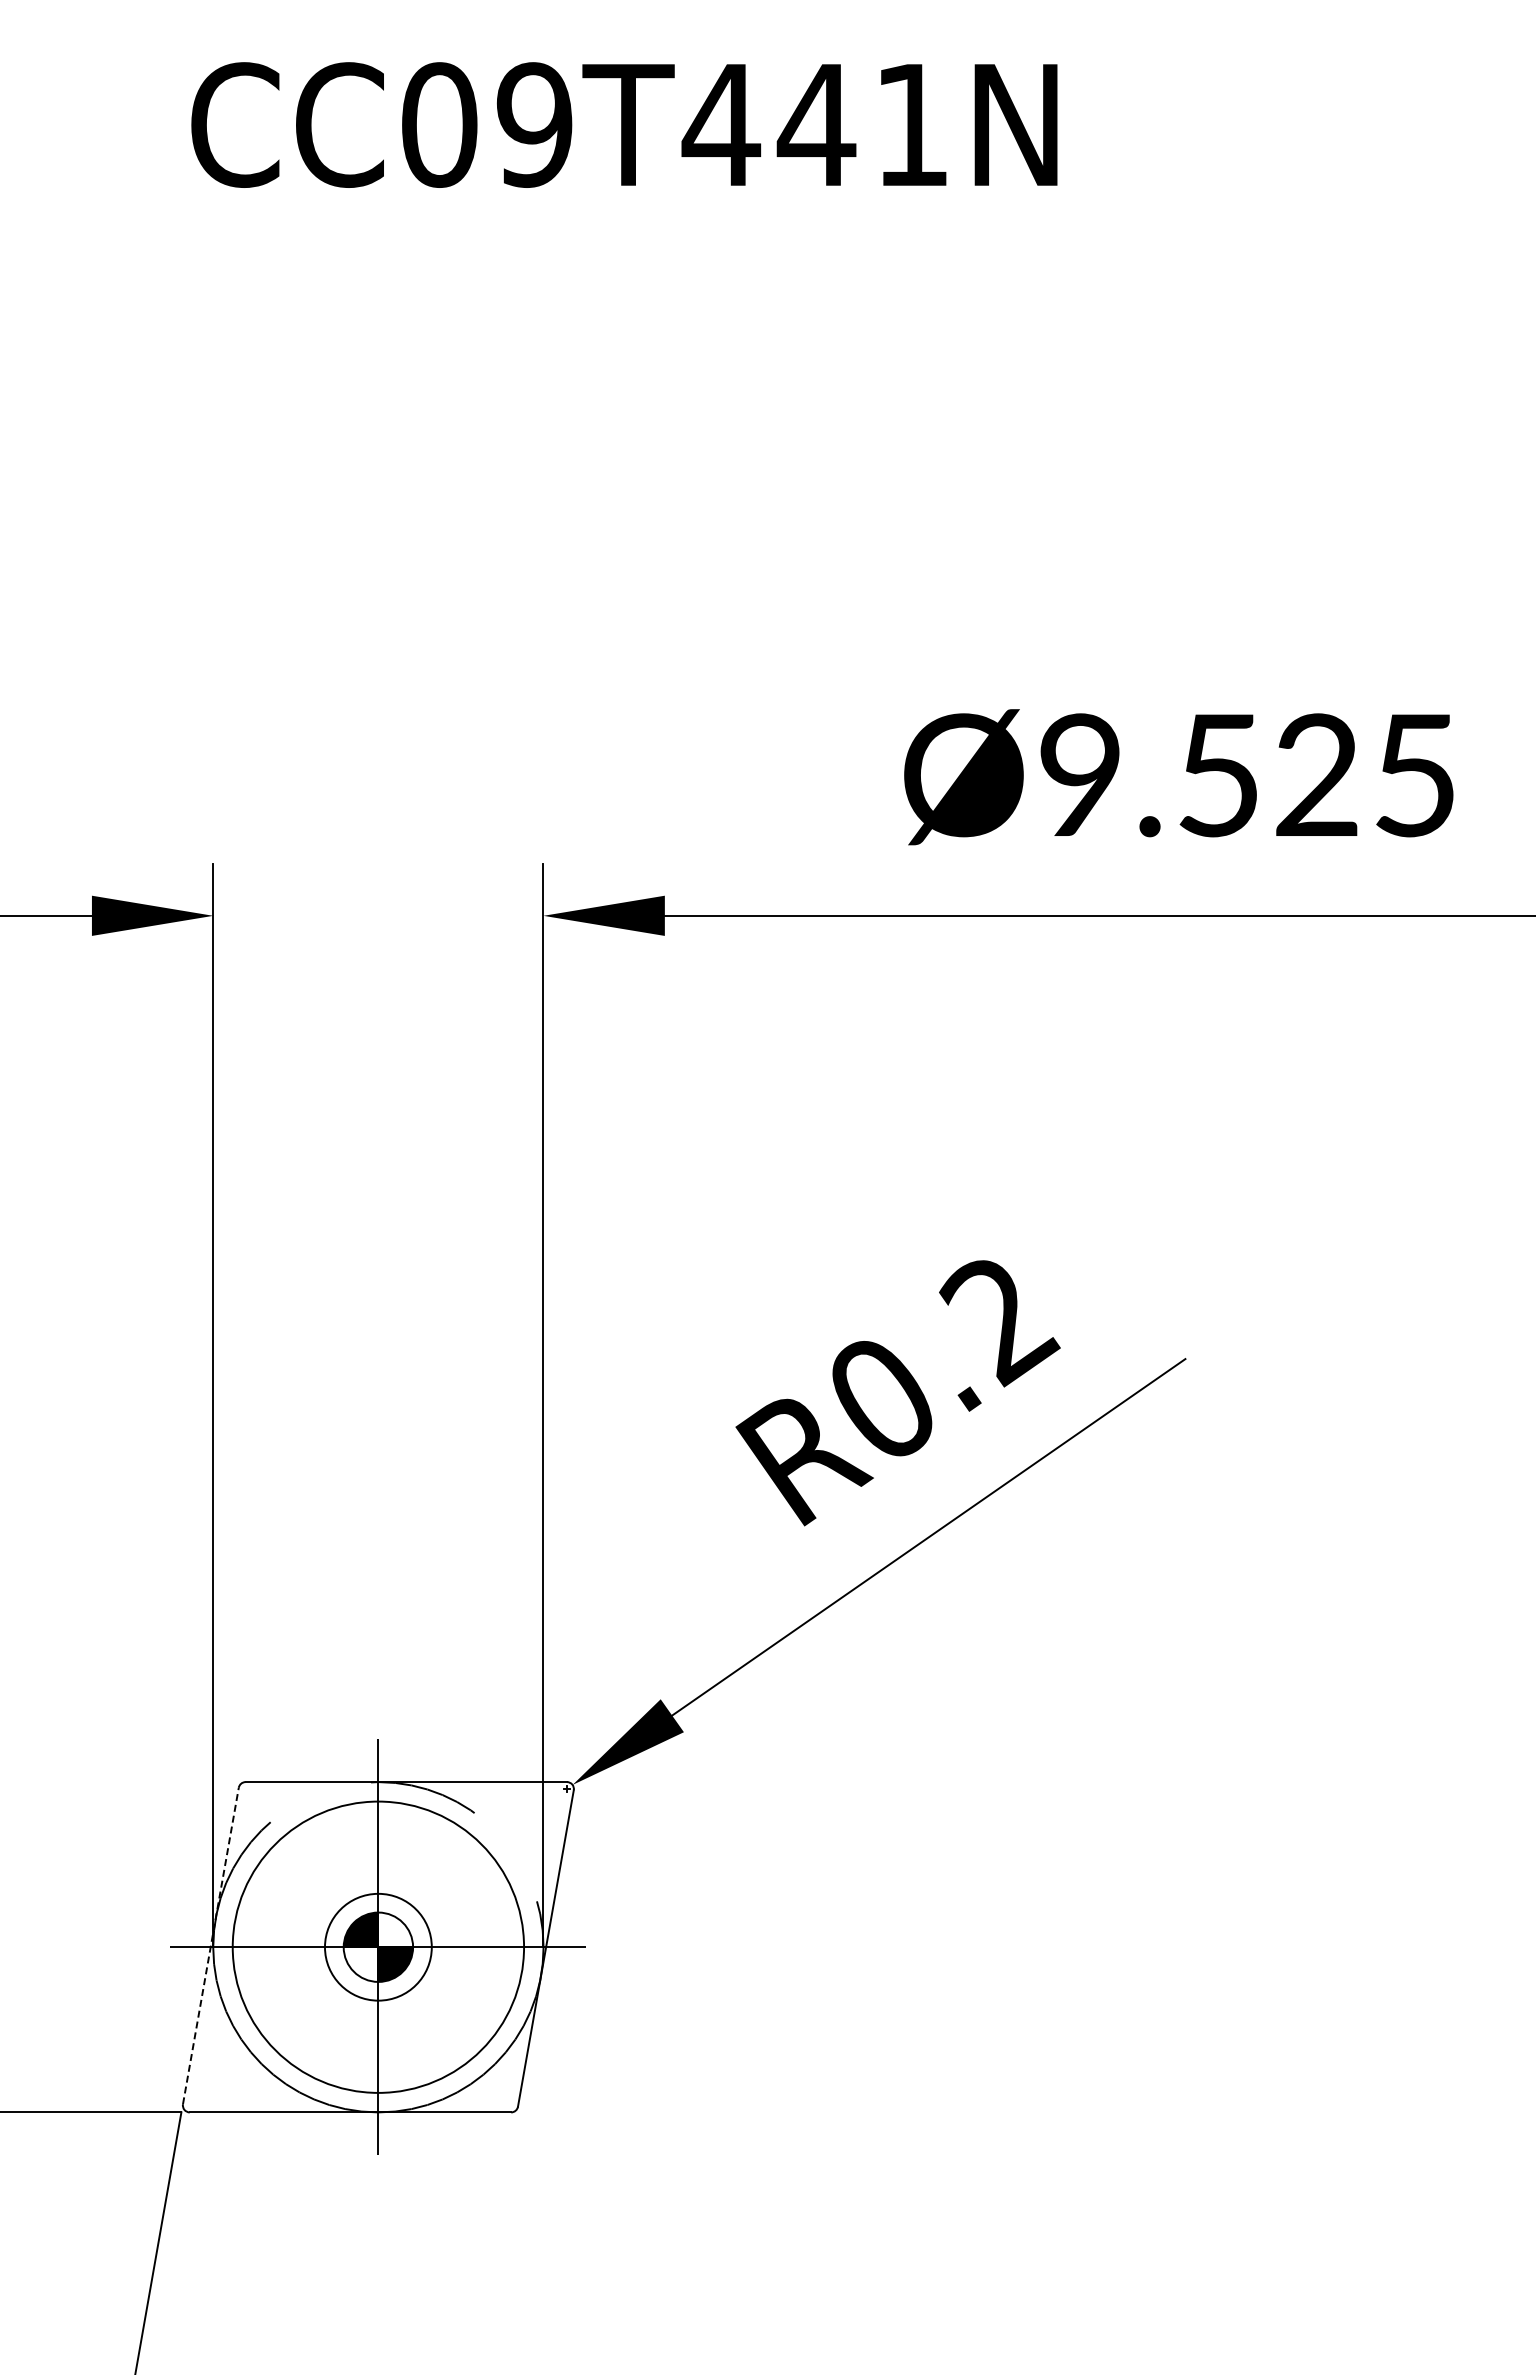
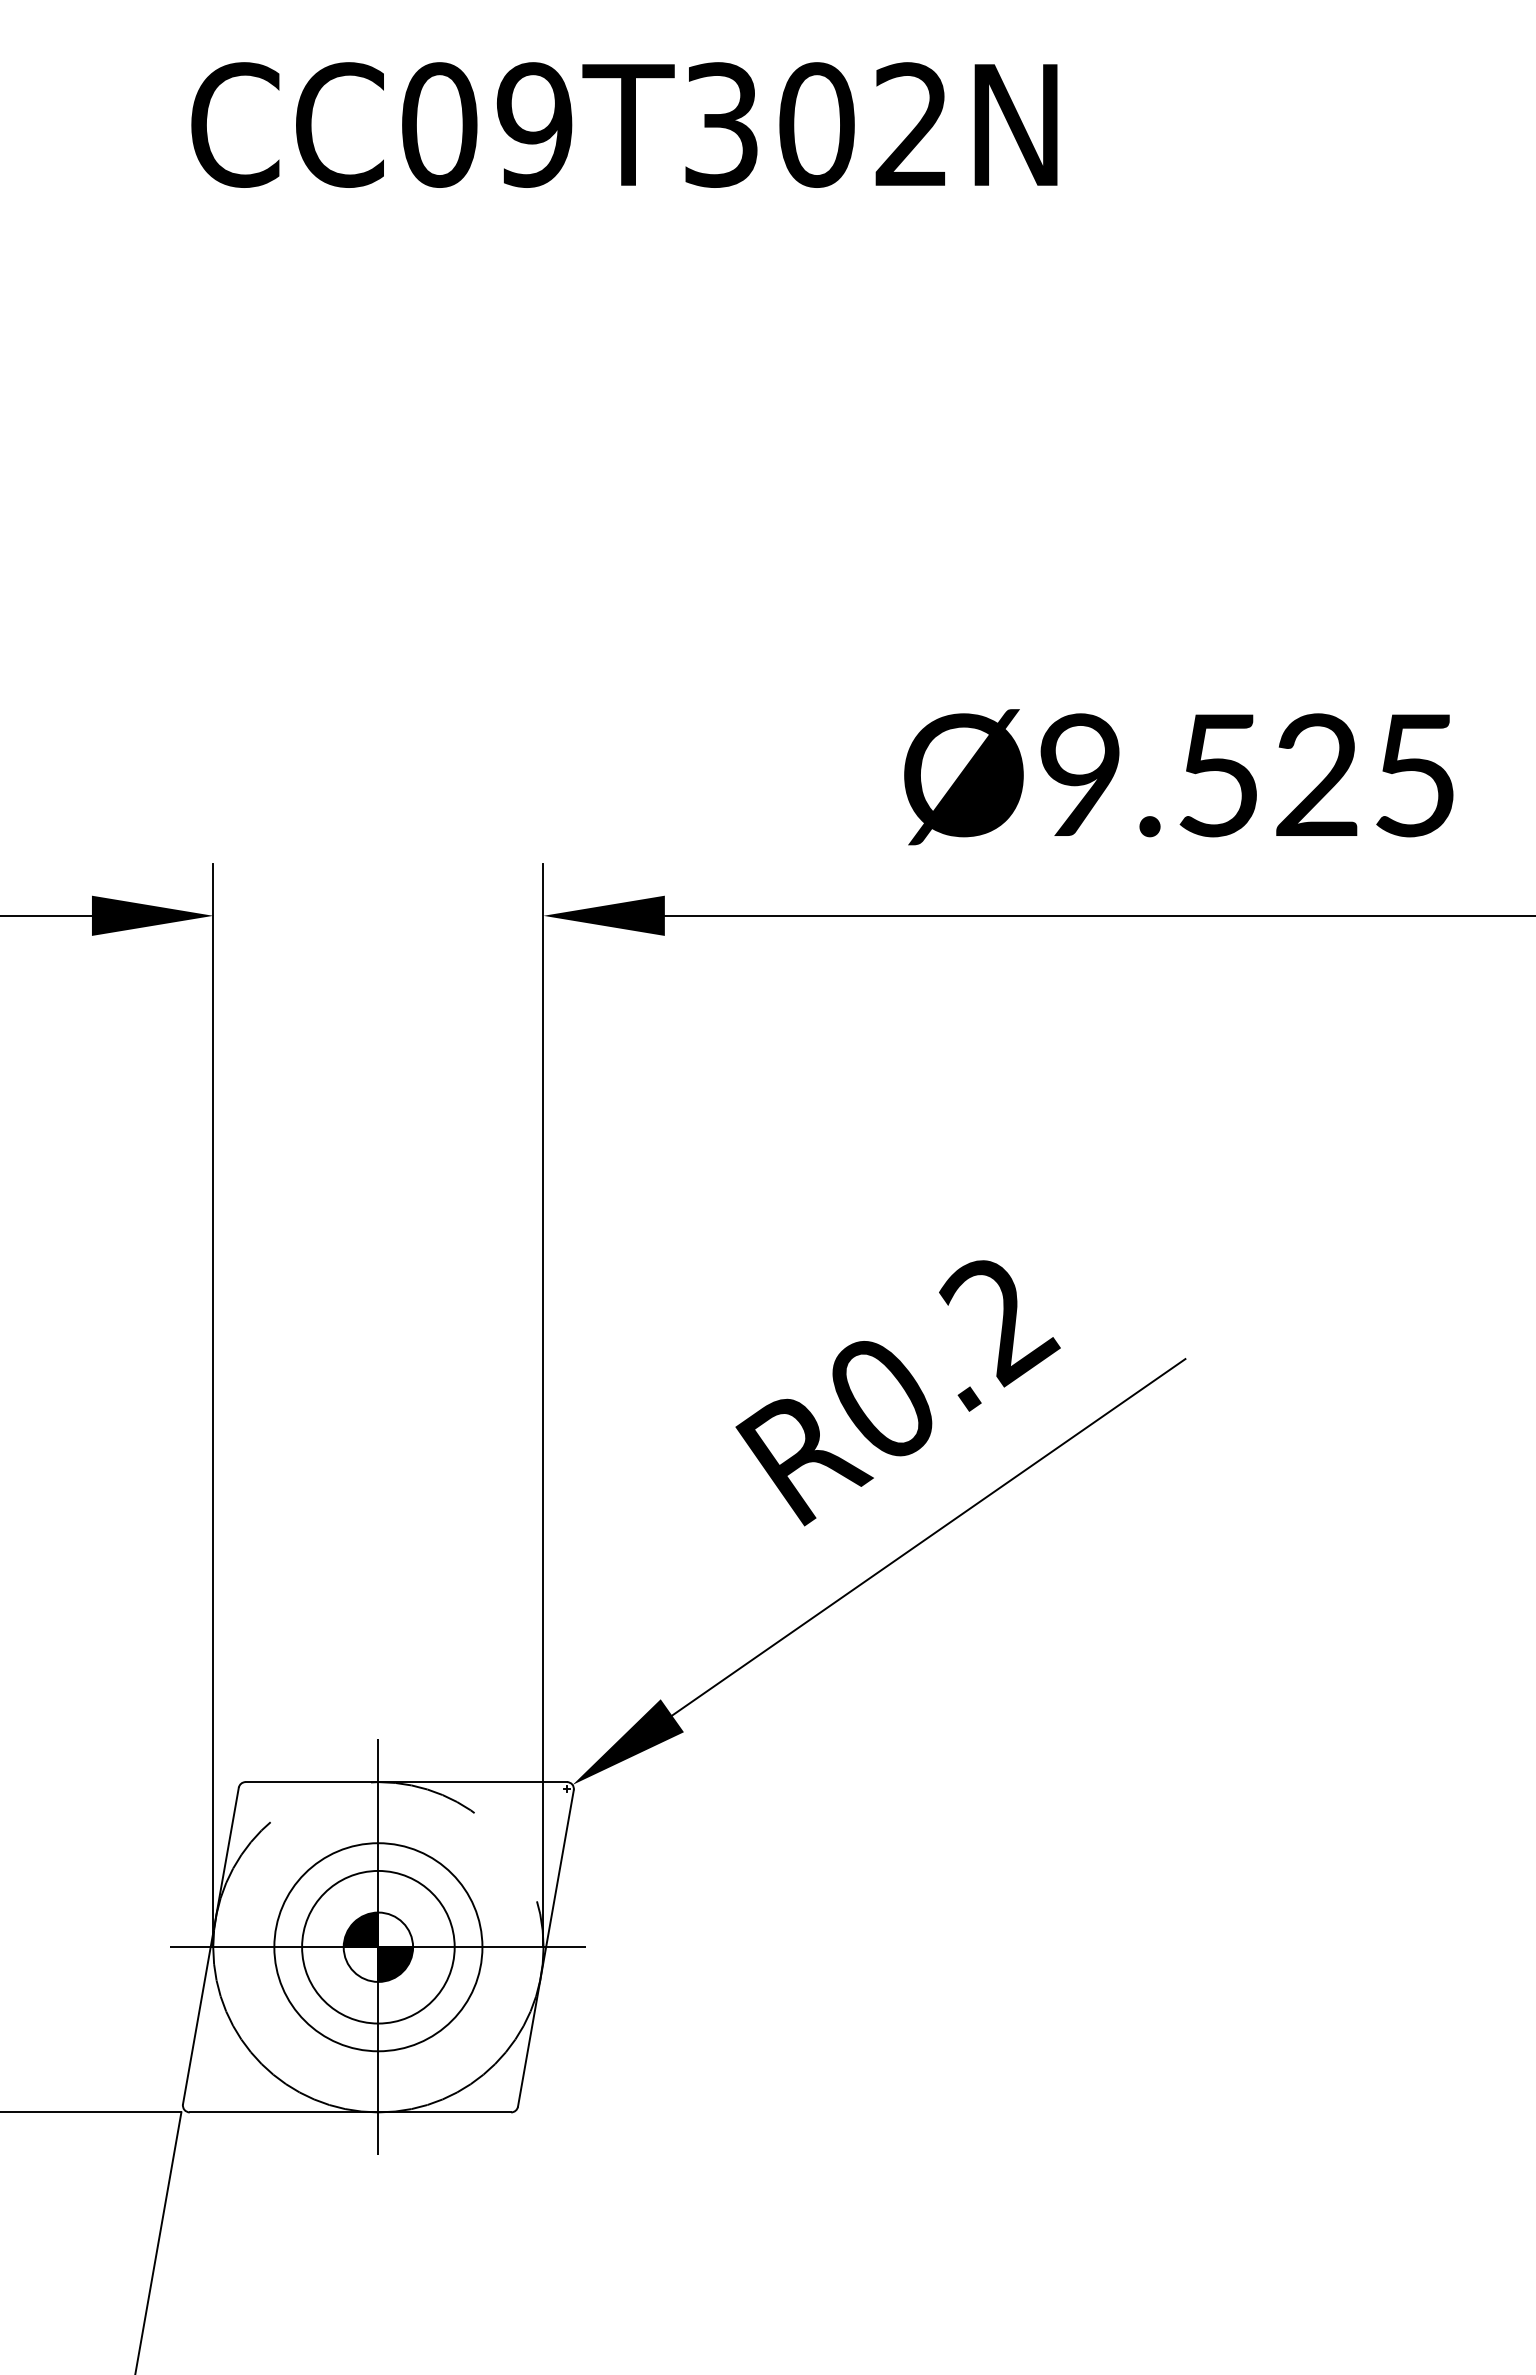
text: CC09T441N -> CC09T302N (813, 124)
line: dashed -> solid (210, 1946)
circle diameter: 107 px -> 153 px (378, 1946)
circle diameter: 291 px -> 208 px (378, 1947)
